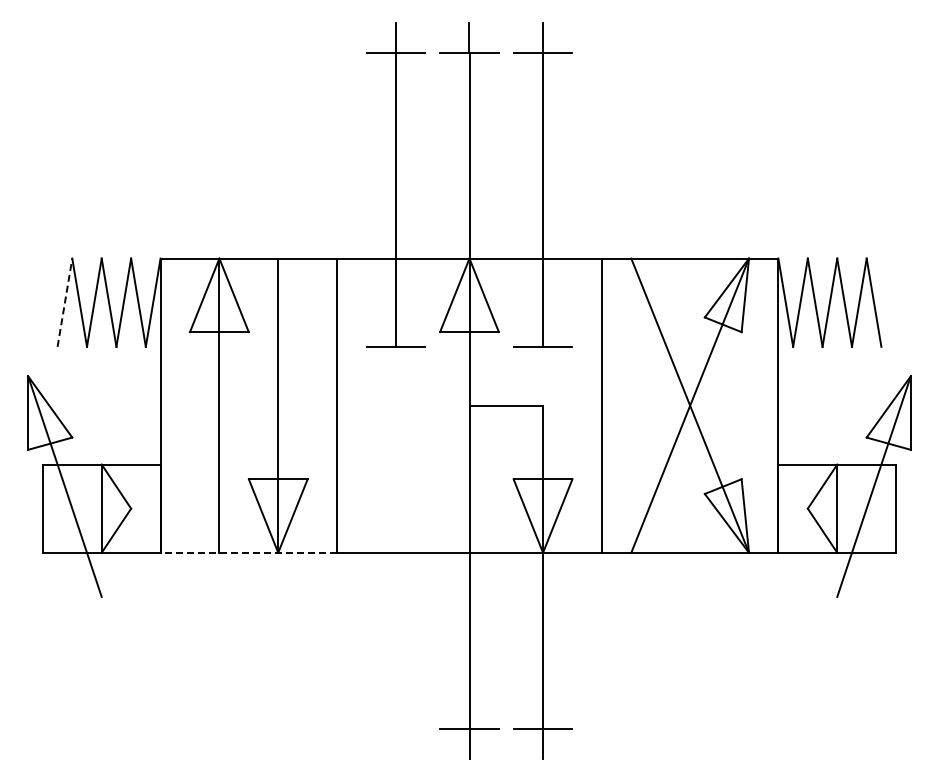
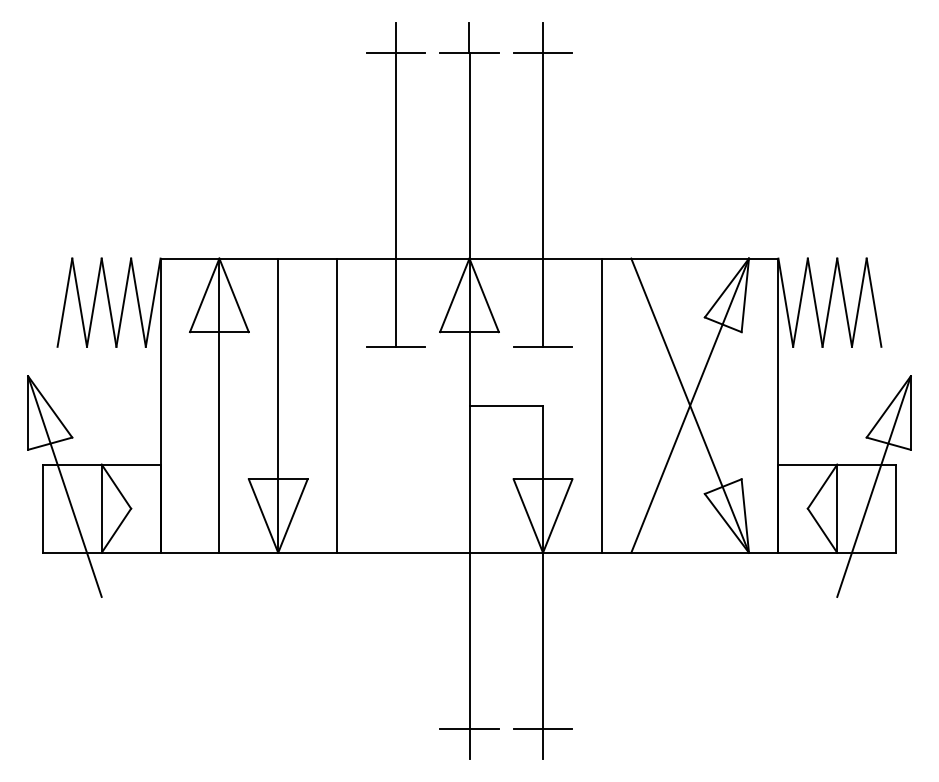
line: dashed -> solid (64, 302)
line: dashed -> solid (248, 552)
